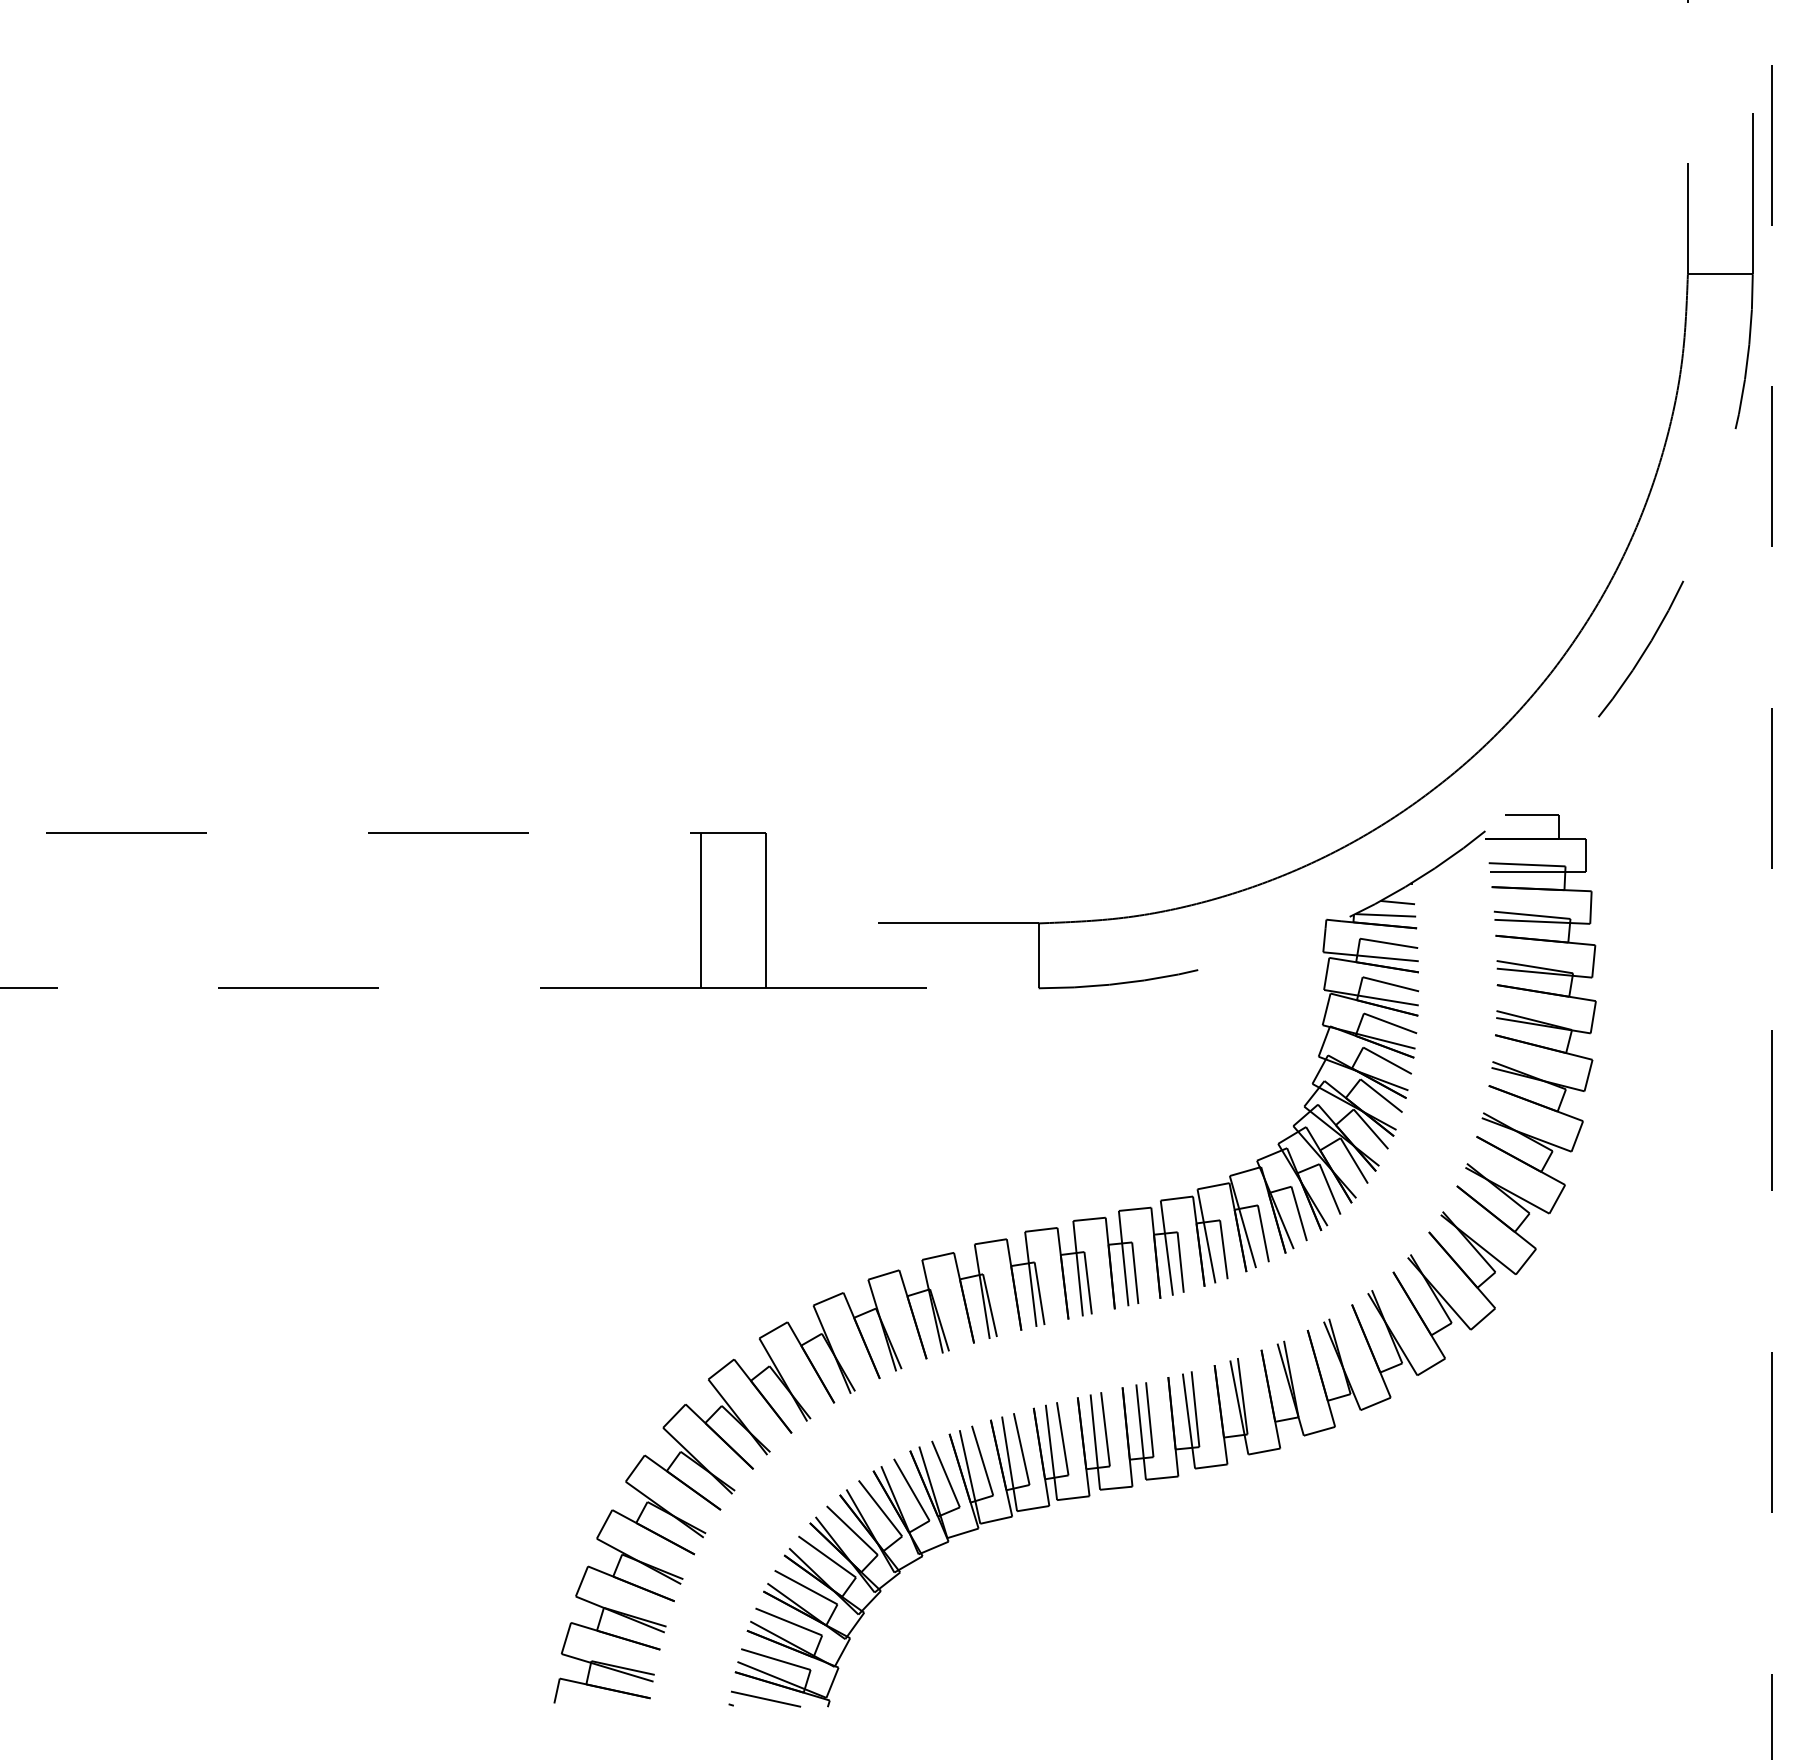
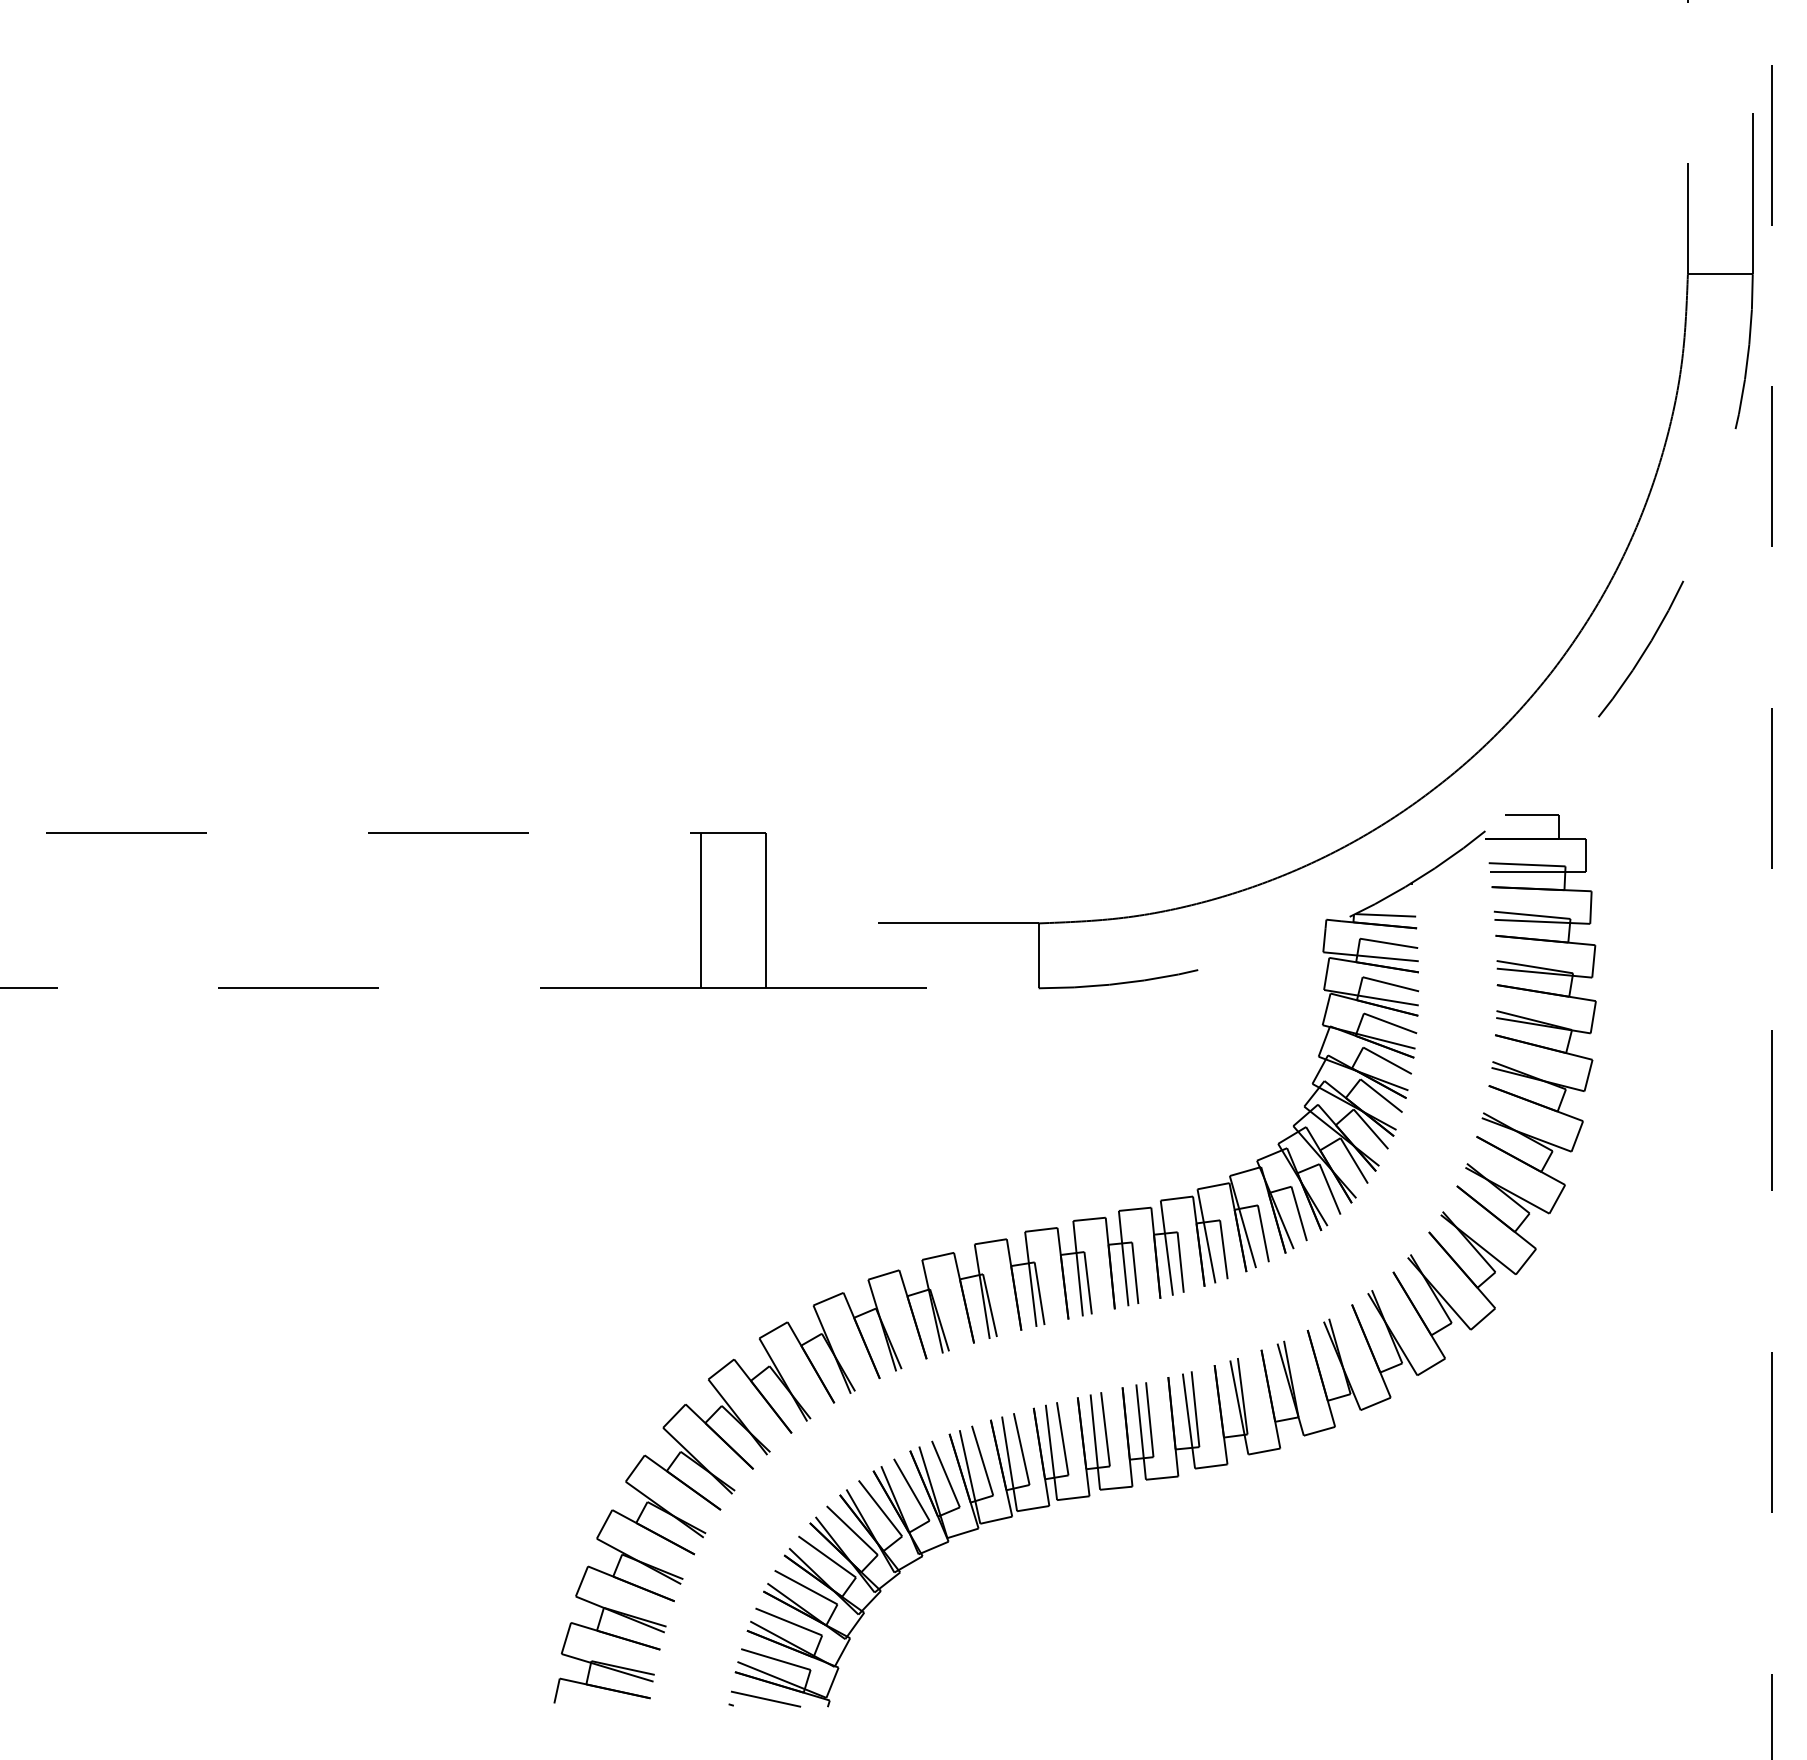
line: present -> none (1397, 902)
